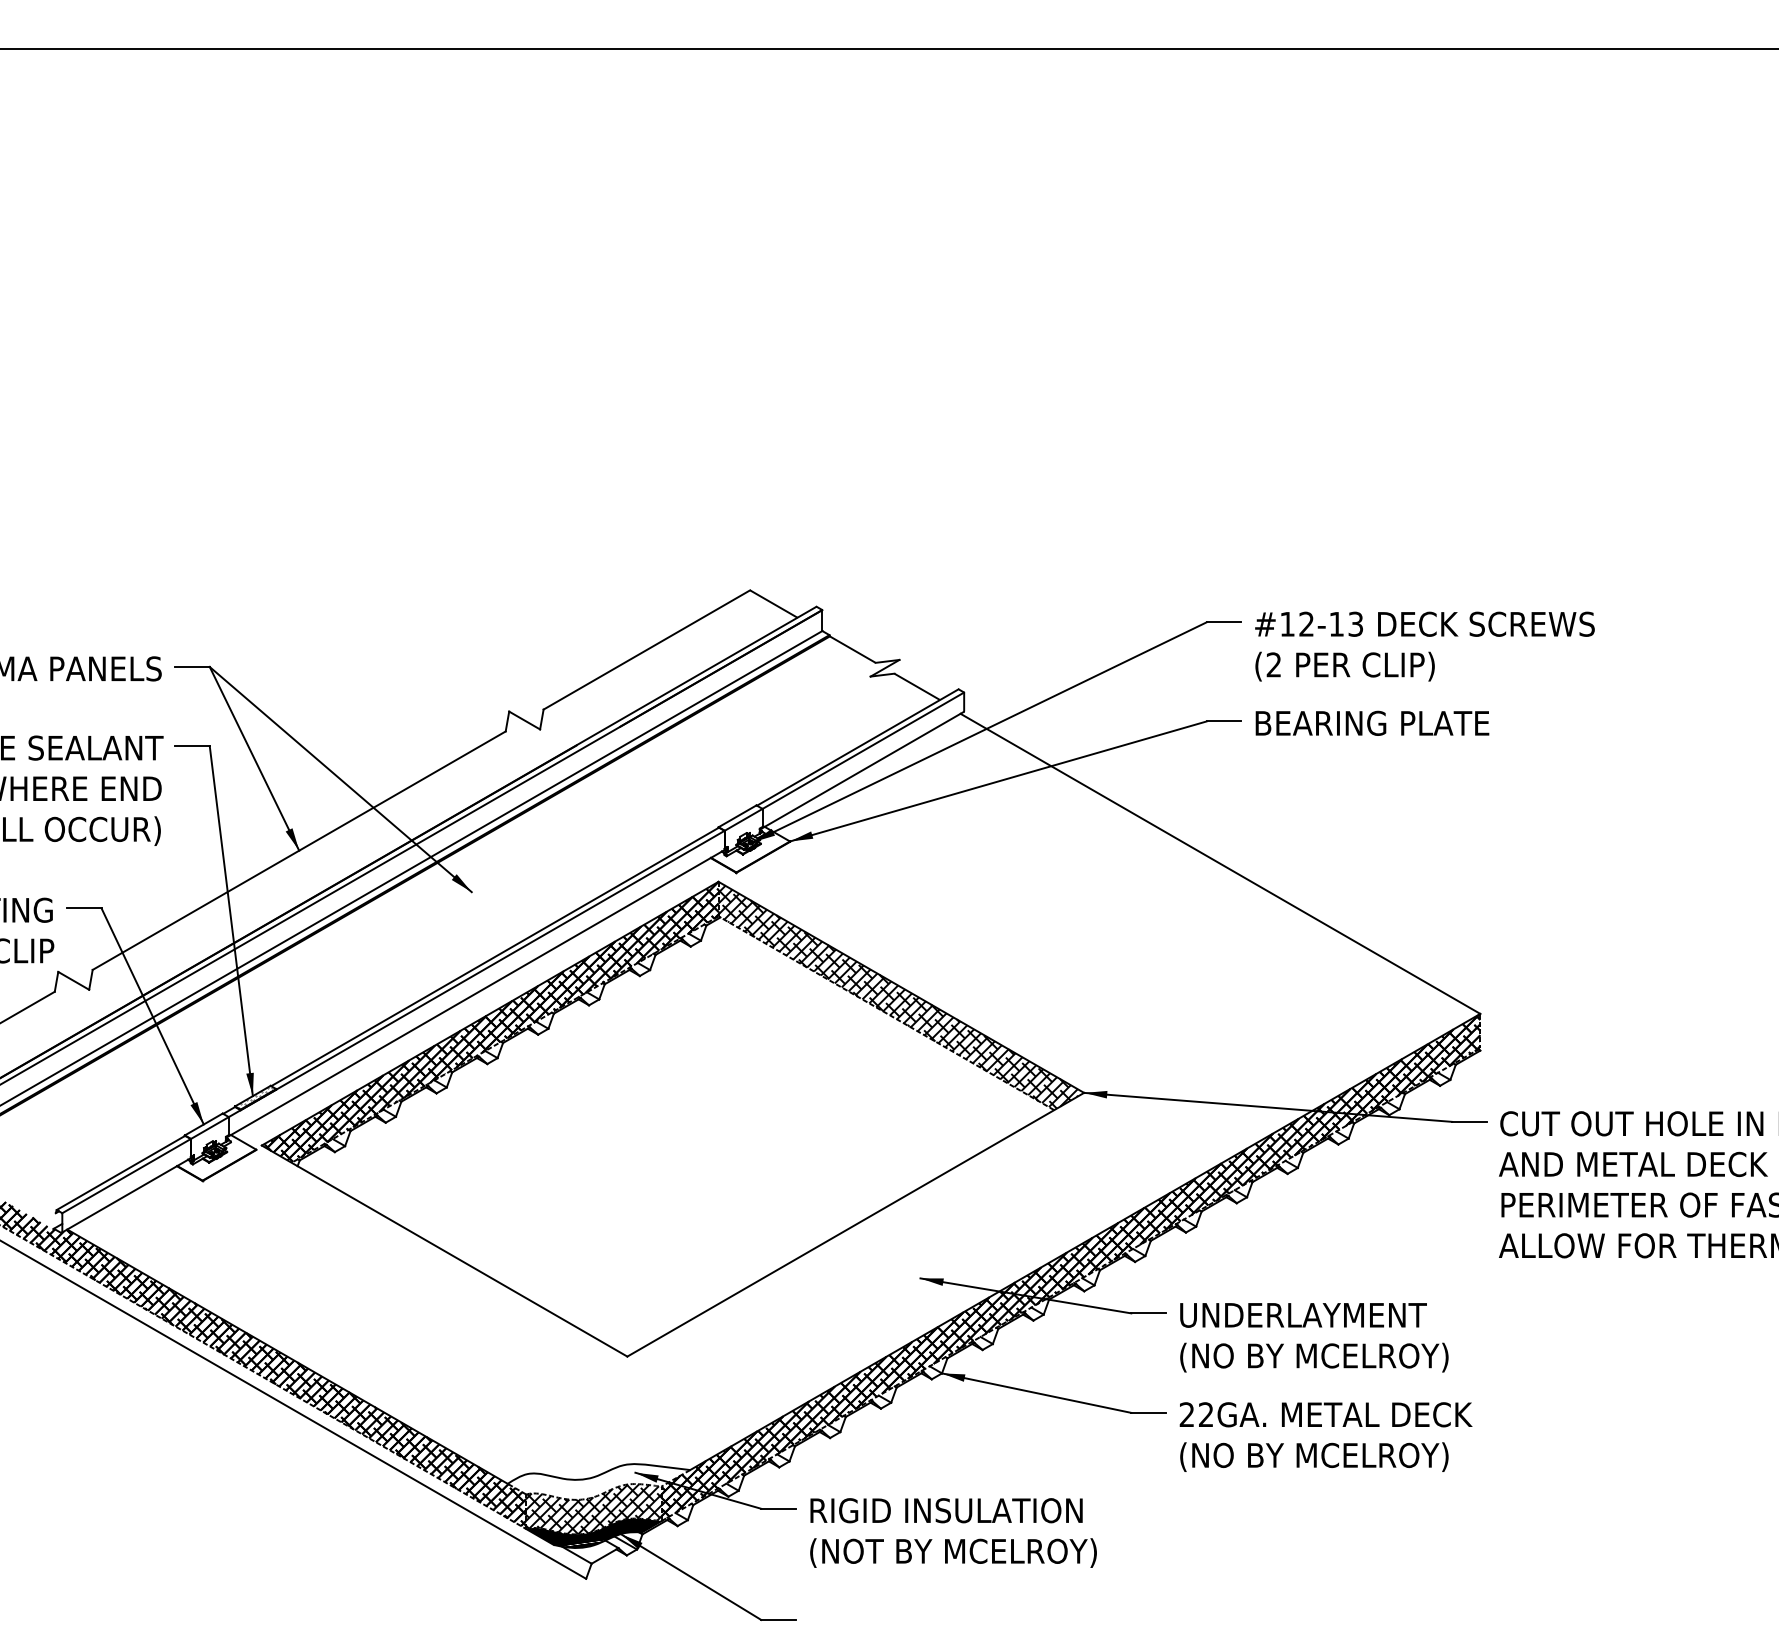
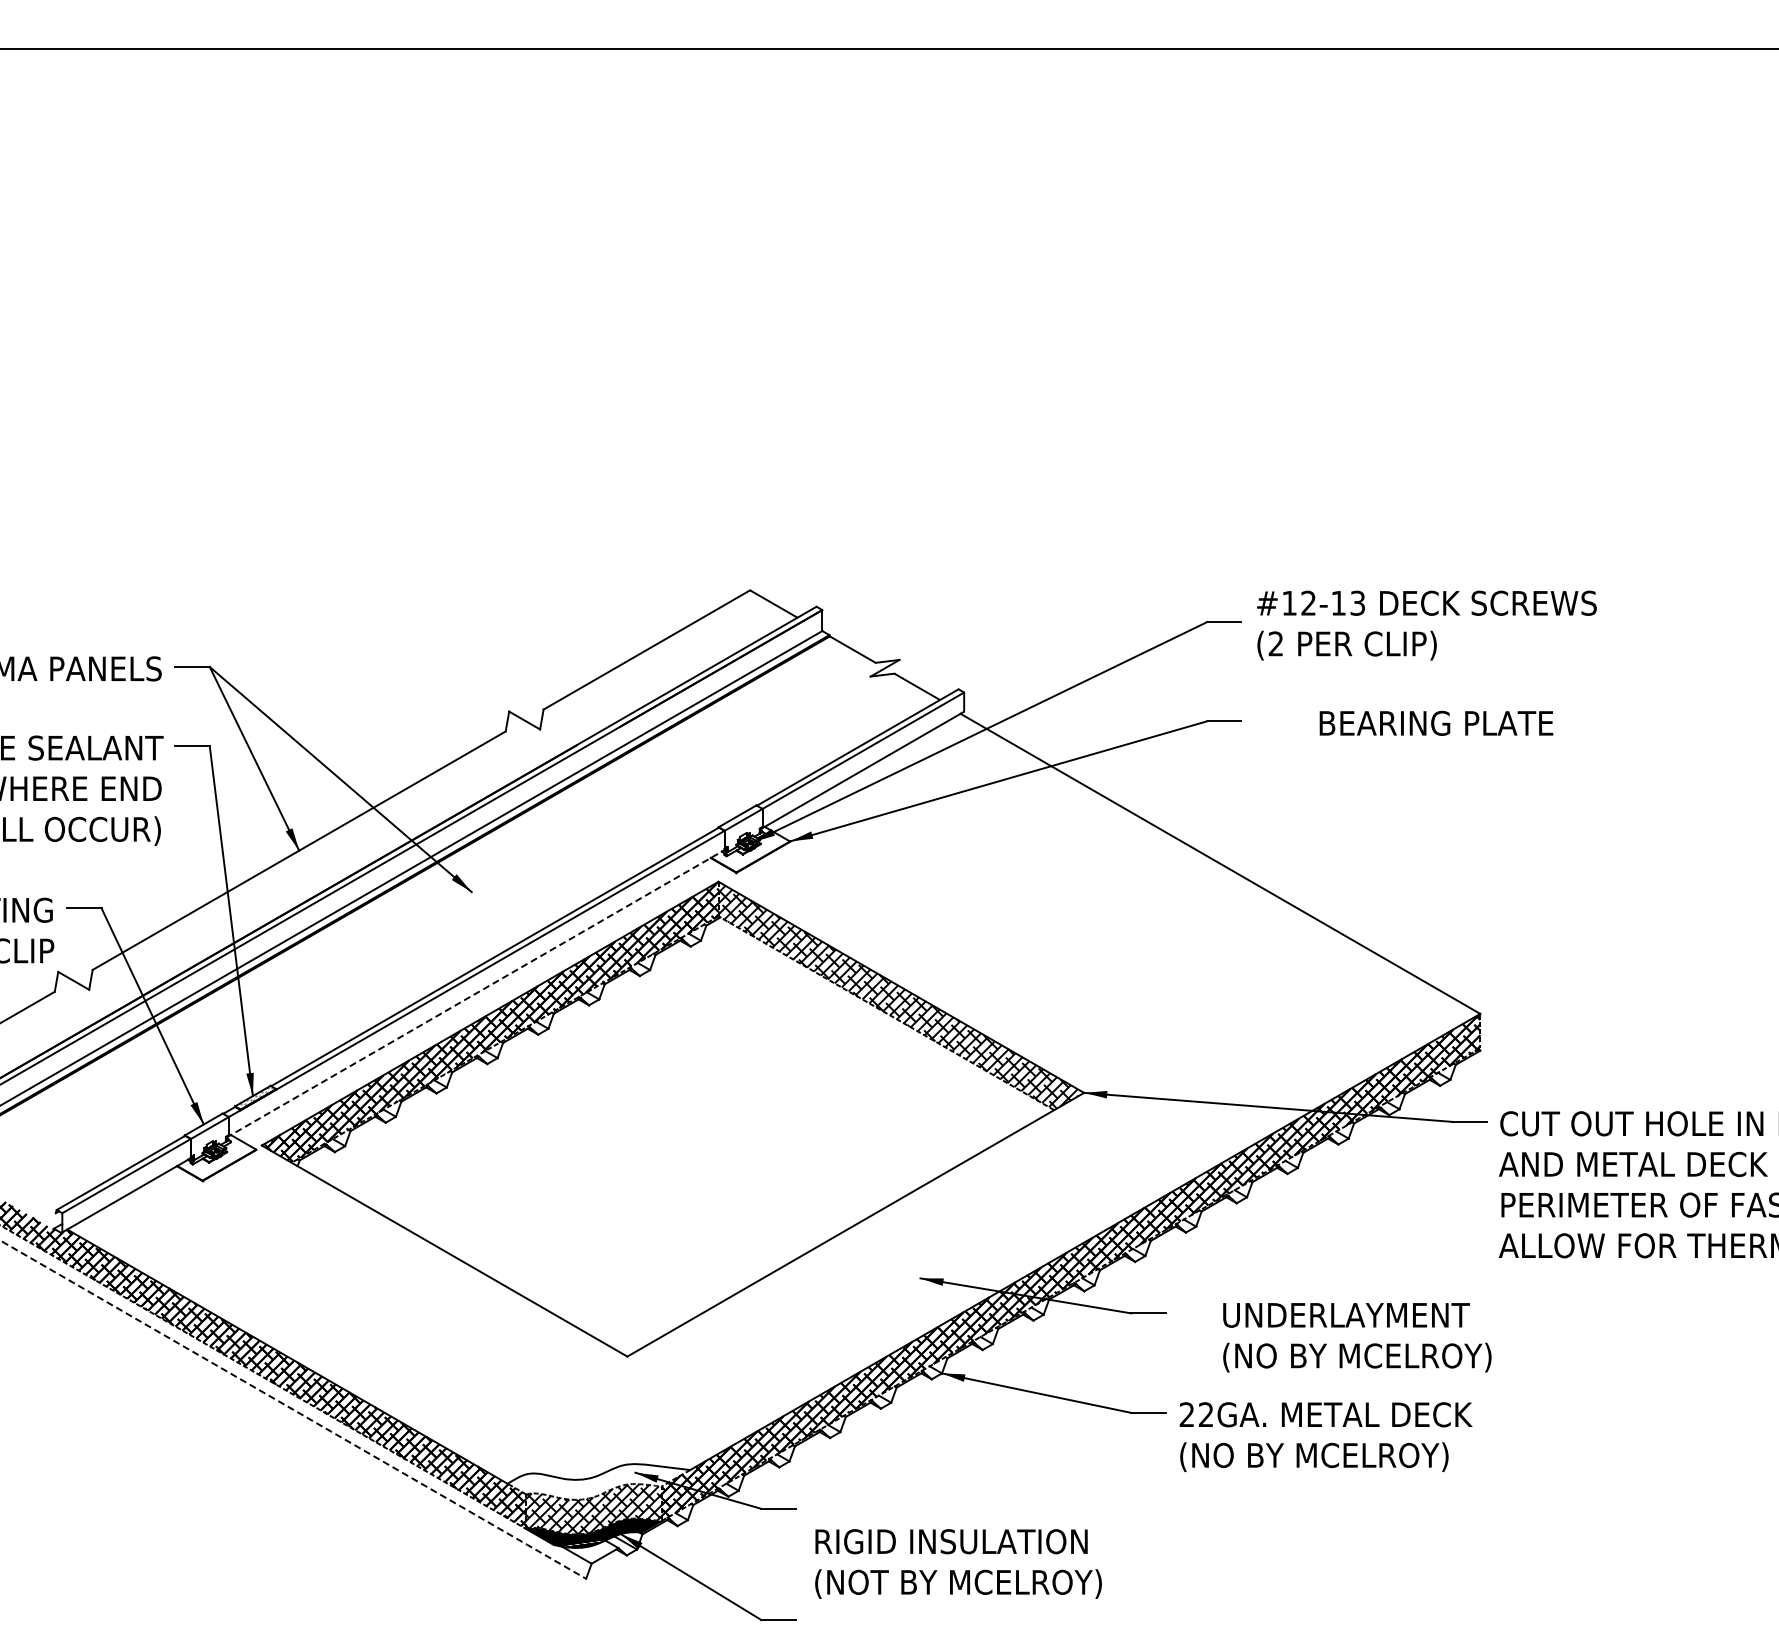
text position: (1424, 646) -> (1426, 625) (1426, 625)
text position: (1372, 722) -> (1436, 722) (1436, 722)
line: solid -> dashed (477, 992)
text position: (1314, 1337) -> (1357, 1337) (1357, 1337)
line: solid -> dashed (293, 1409)
text position: (953, 1532) -> (958, 1563) (958, 1563)
